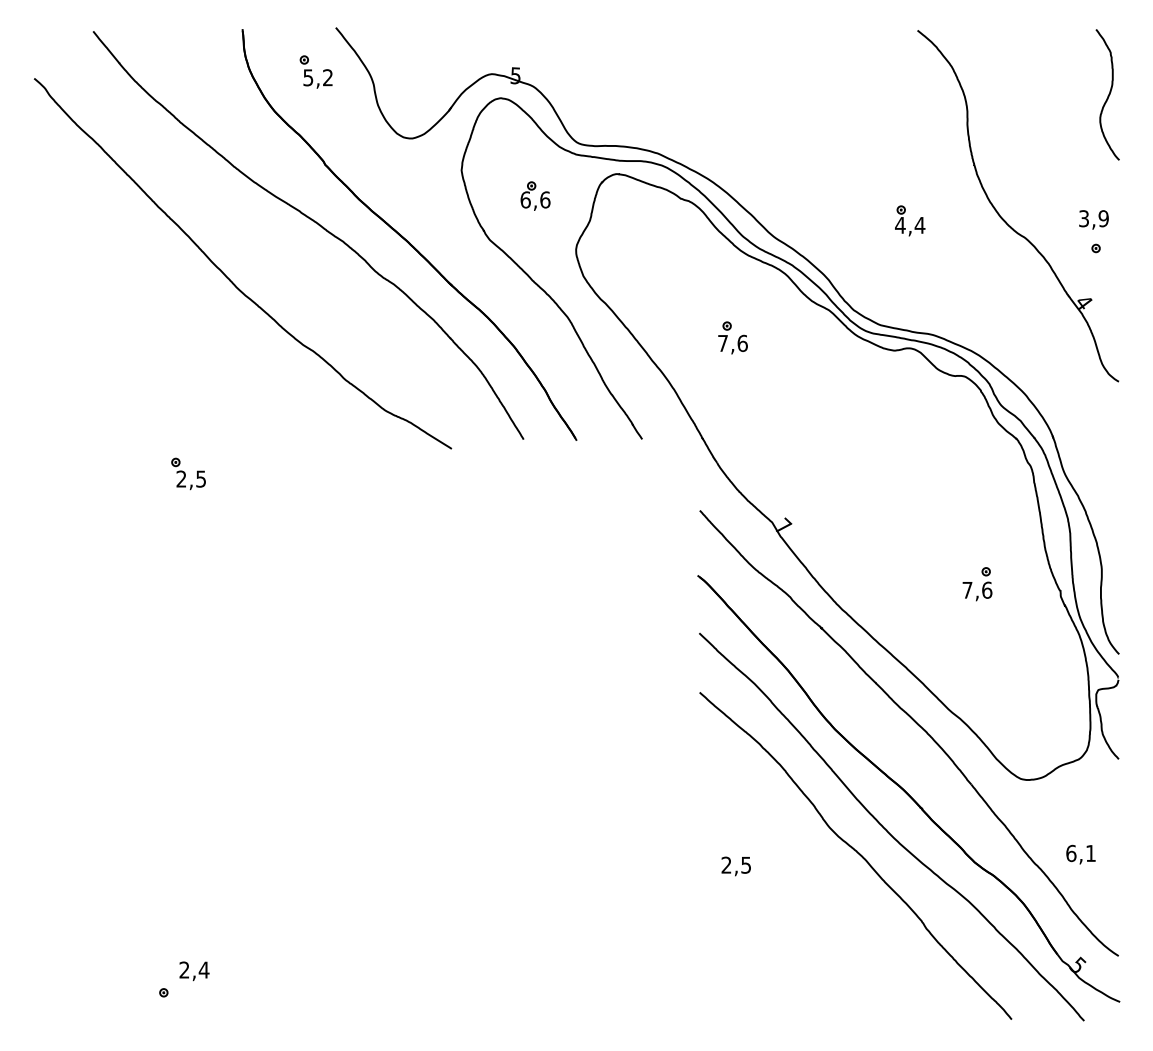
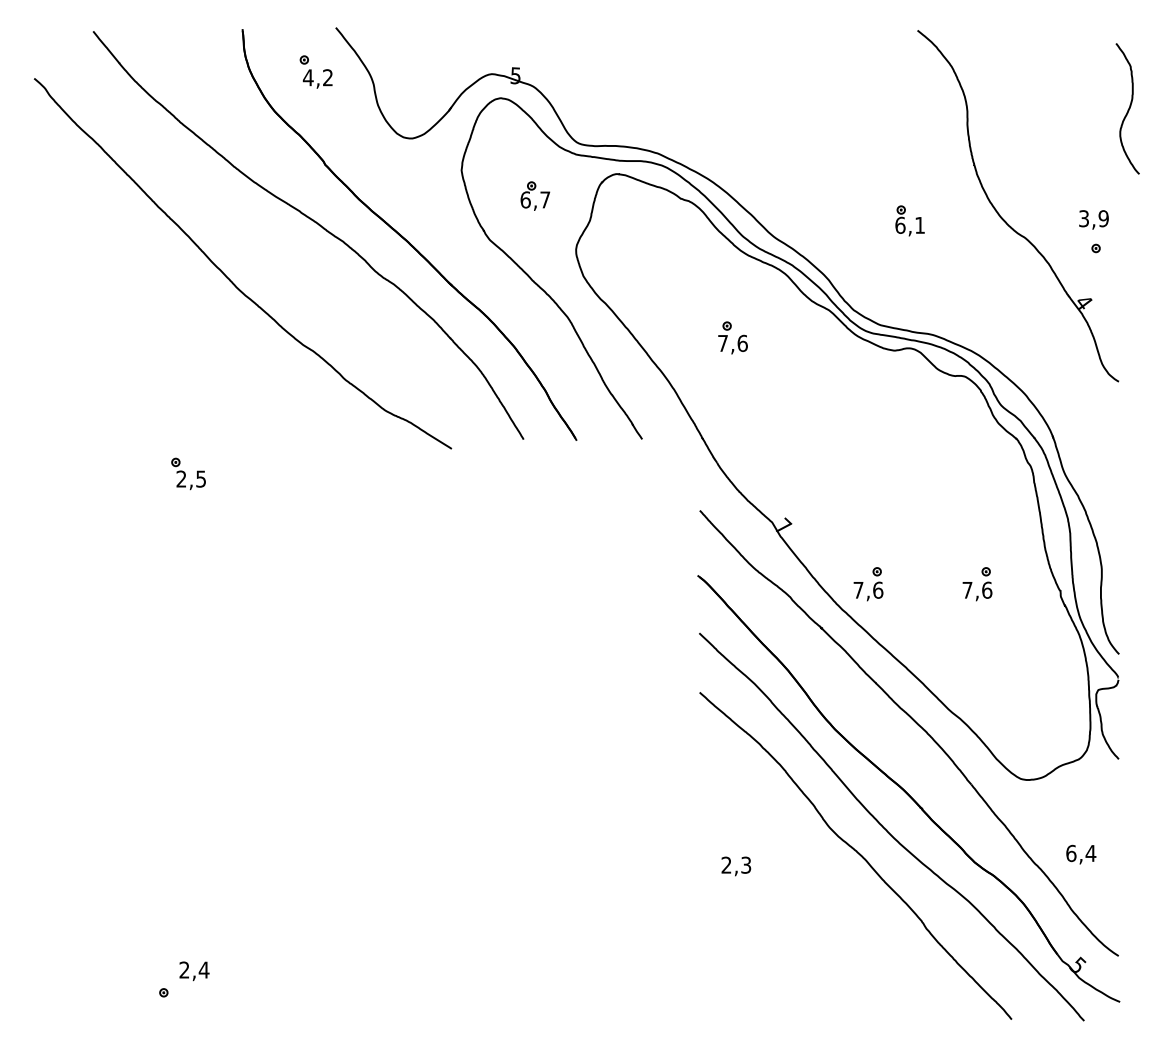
text: 5,2 -> 4,2 (307, 77)
curve position: (1108, 94) -> (1128, 108) (1128, 108)
text: 6,6 -> 6,7 (545, 199)
text: 4,4 -> 6,1 (910, 224)
part: none -> present (868, 584)
text: 6,1 -> 6,4 (1090, 853)
text: 2,5 -> 2,3 (746, 864)
